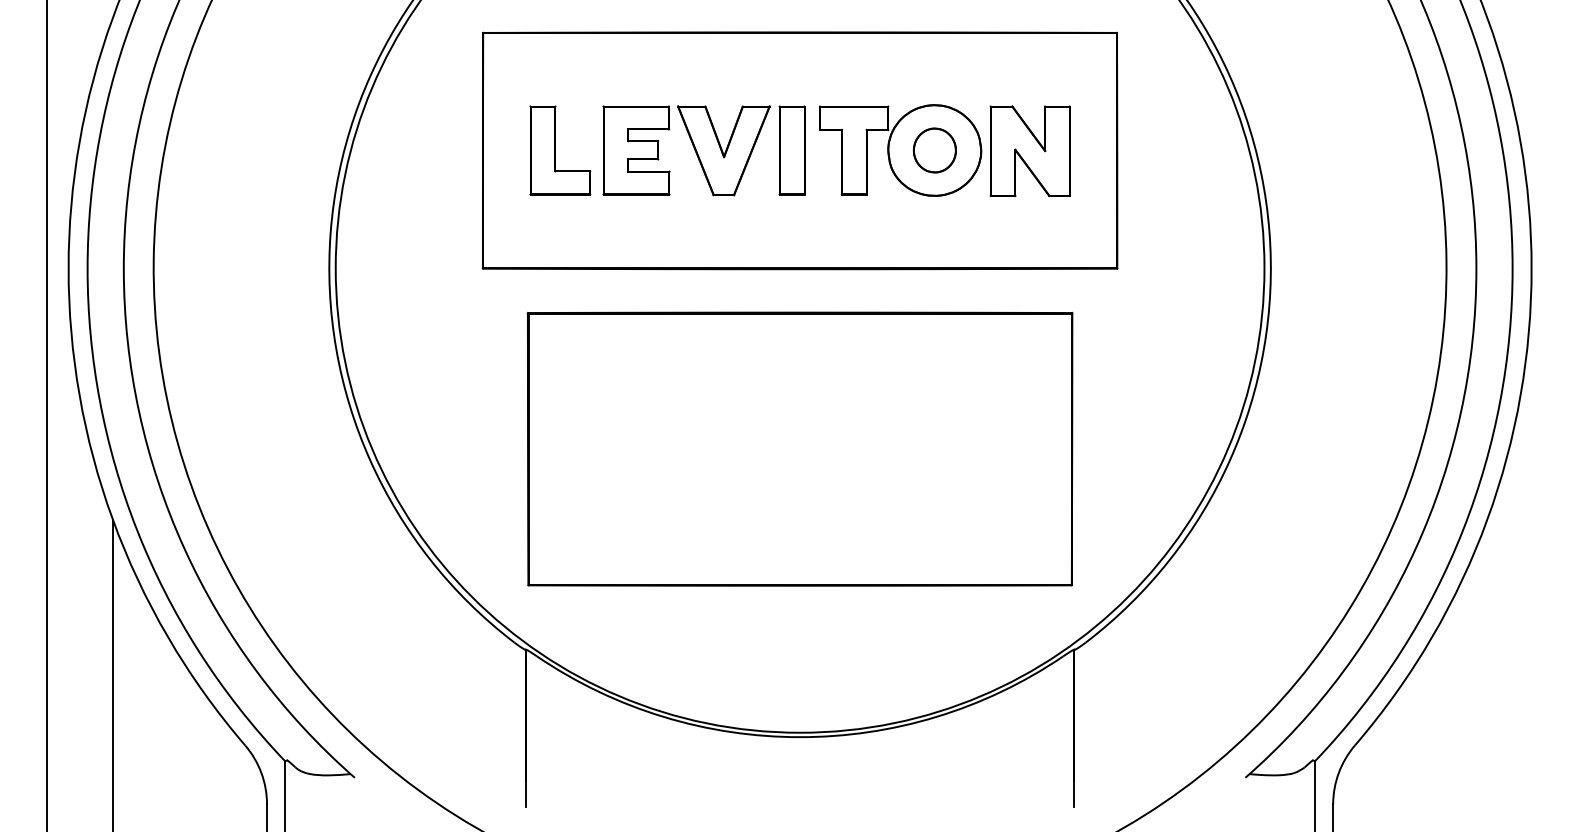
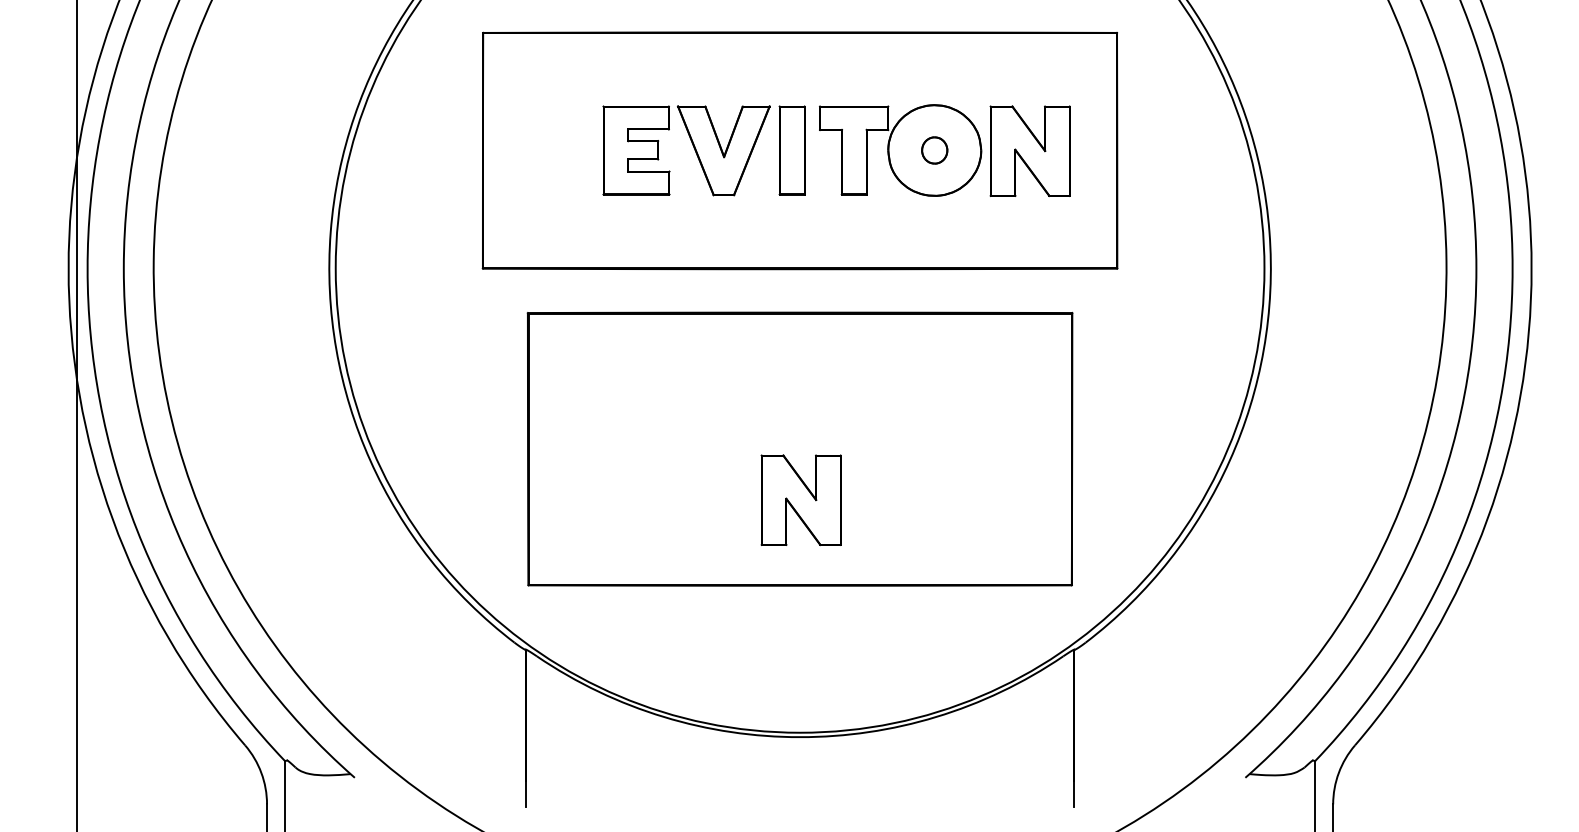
part: present -> none (560, 150)
part size: 45x47 px -> 28x29 px (934, 150)
line position: (47, 415) -> (77, 415) (77, 415)
part: none -> present (800, 500)
line: present -> none (113, 674)
